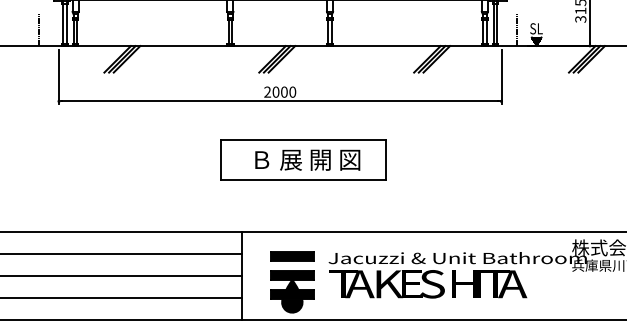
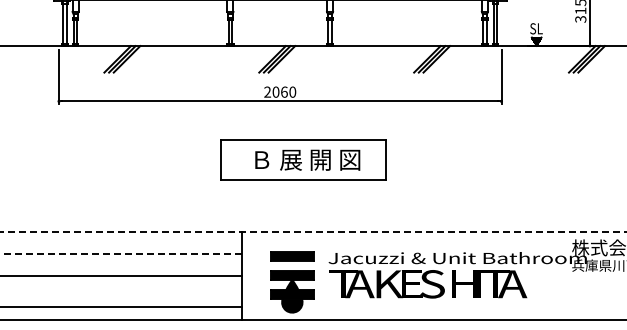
line: present -> none (39, 28)
line: present -> none (517, 28)
text: 2000 -> 2060 (284, 91)
line: solid -> dashed (313, 231)
line: solid -> dashed (121, 253)
line position: (121, 298) -> (121, 307) (121, 307)
